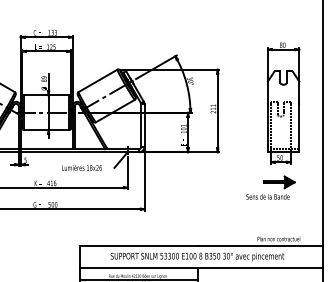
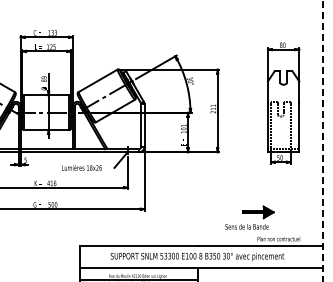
line: solid -> dashed (323, 140)
part position: (270, 187) -> (249, 217) (249, 217)
